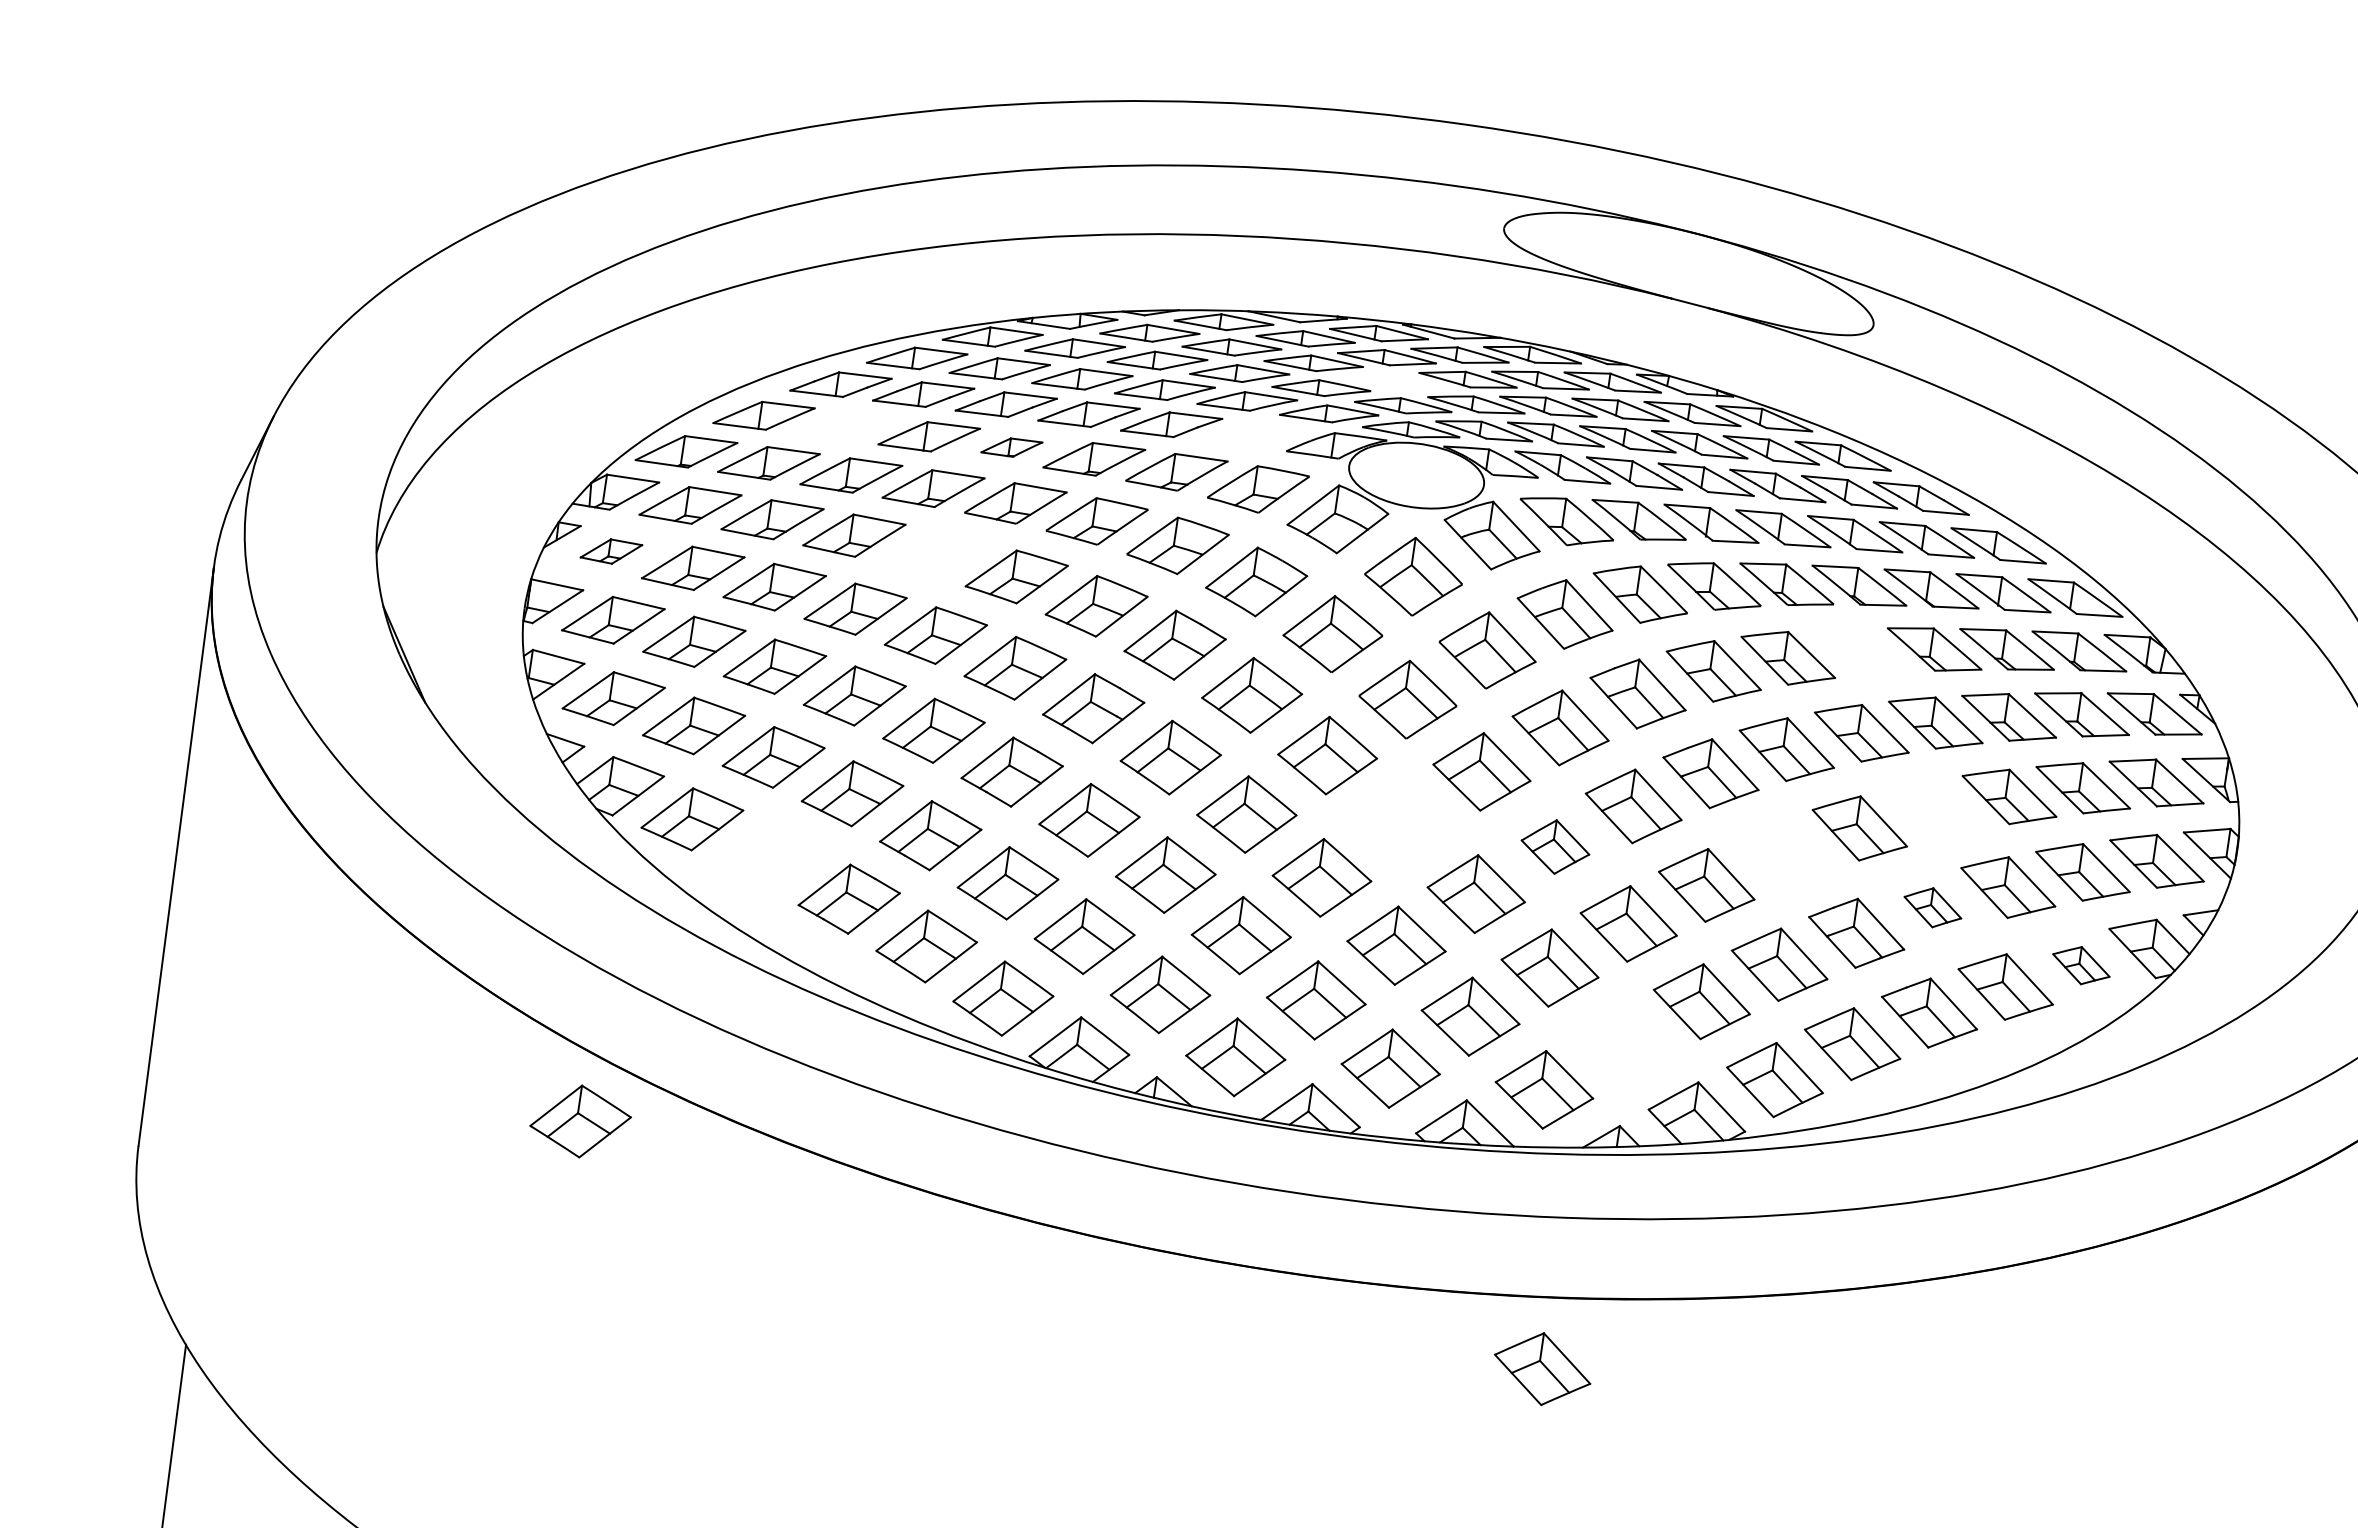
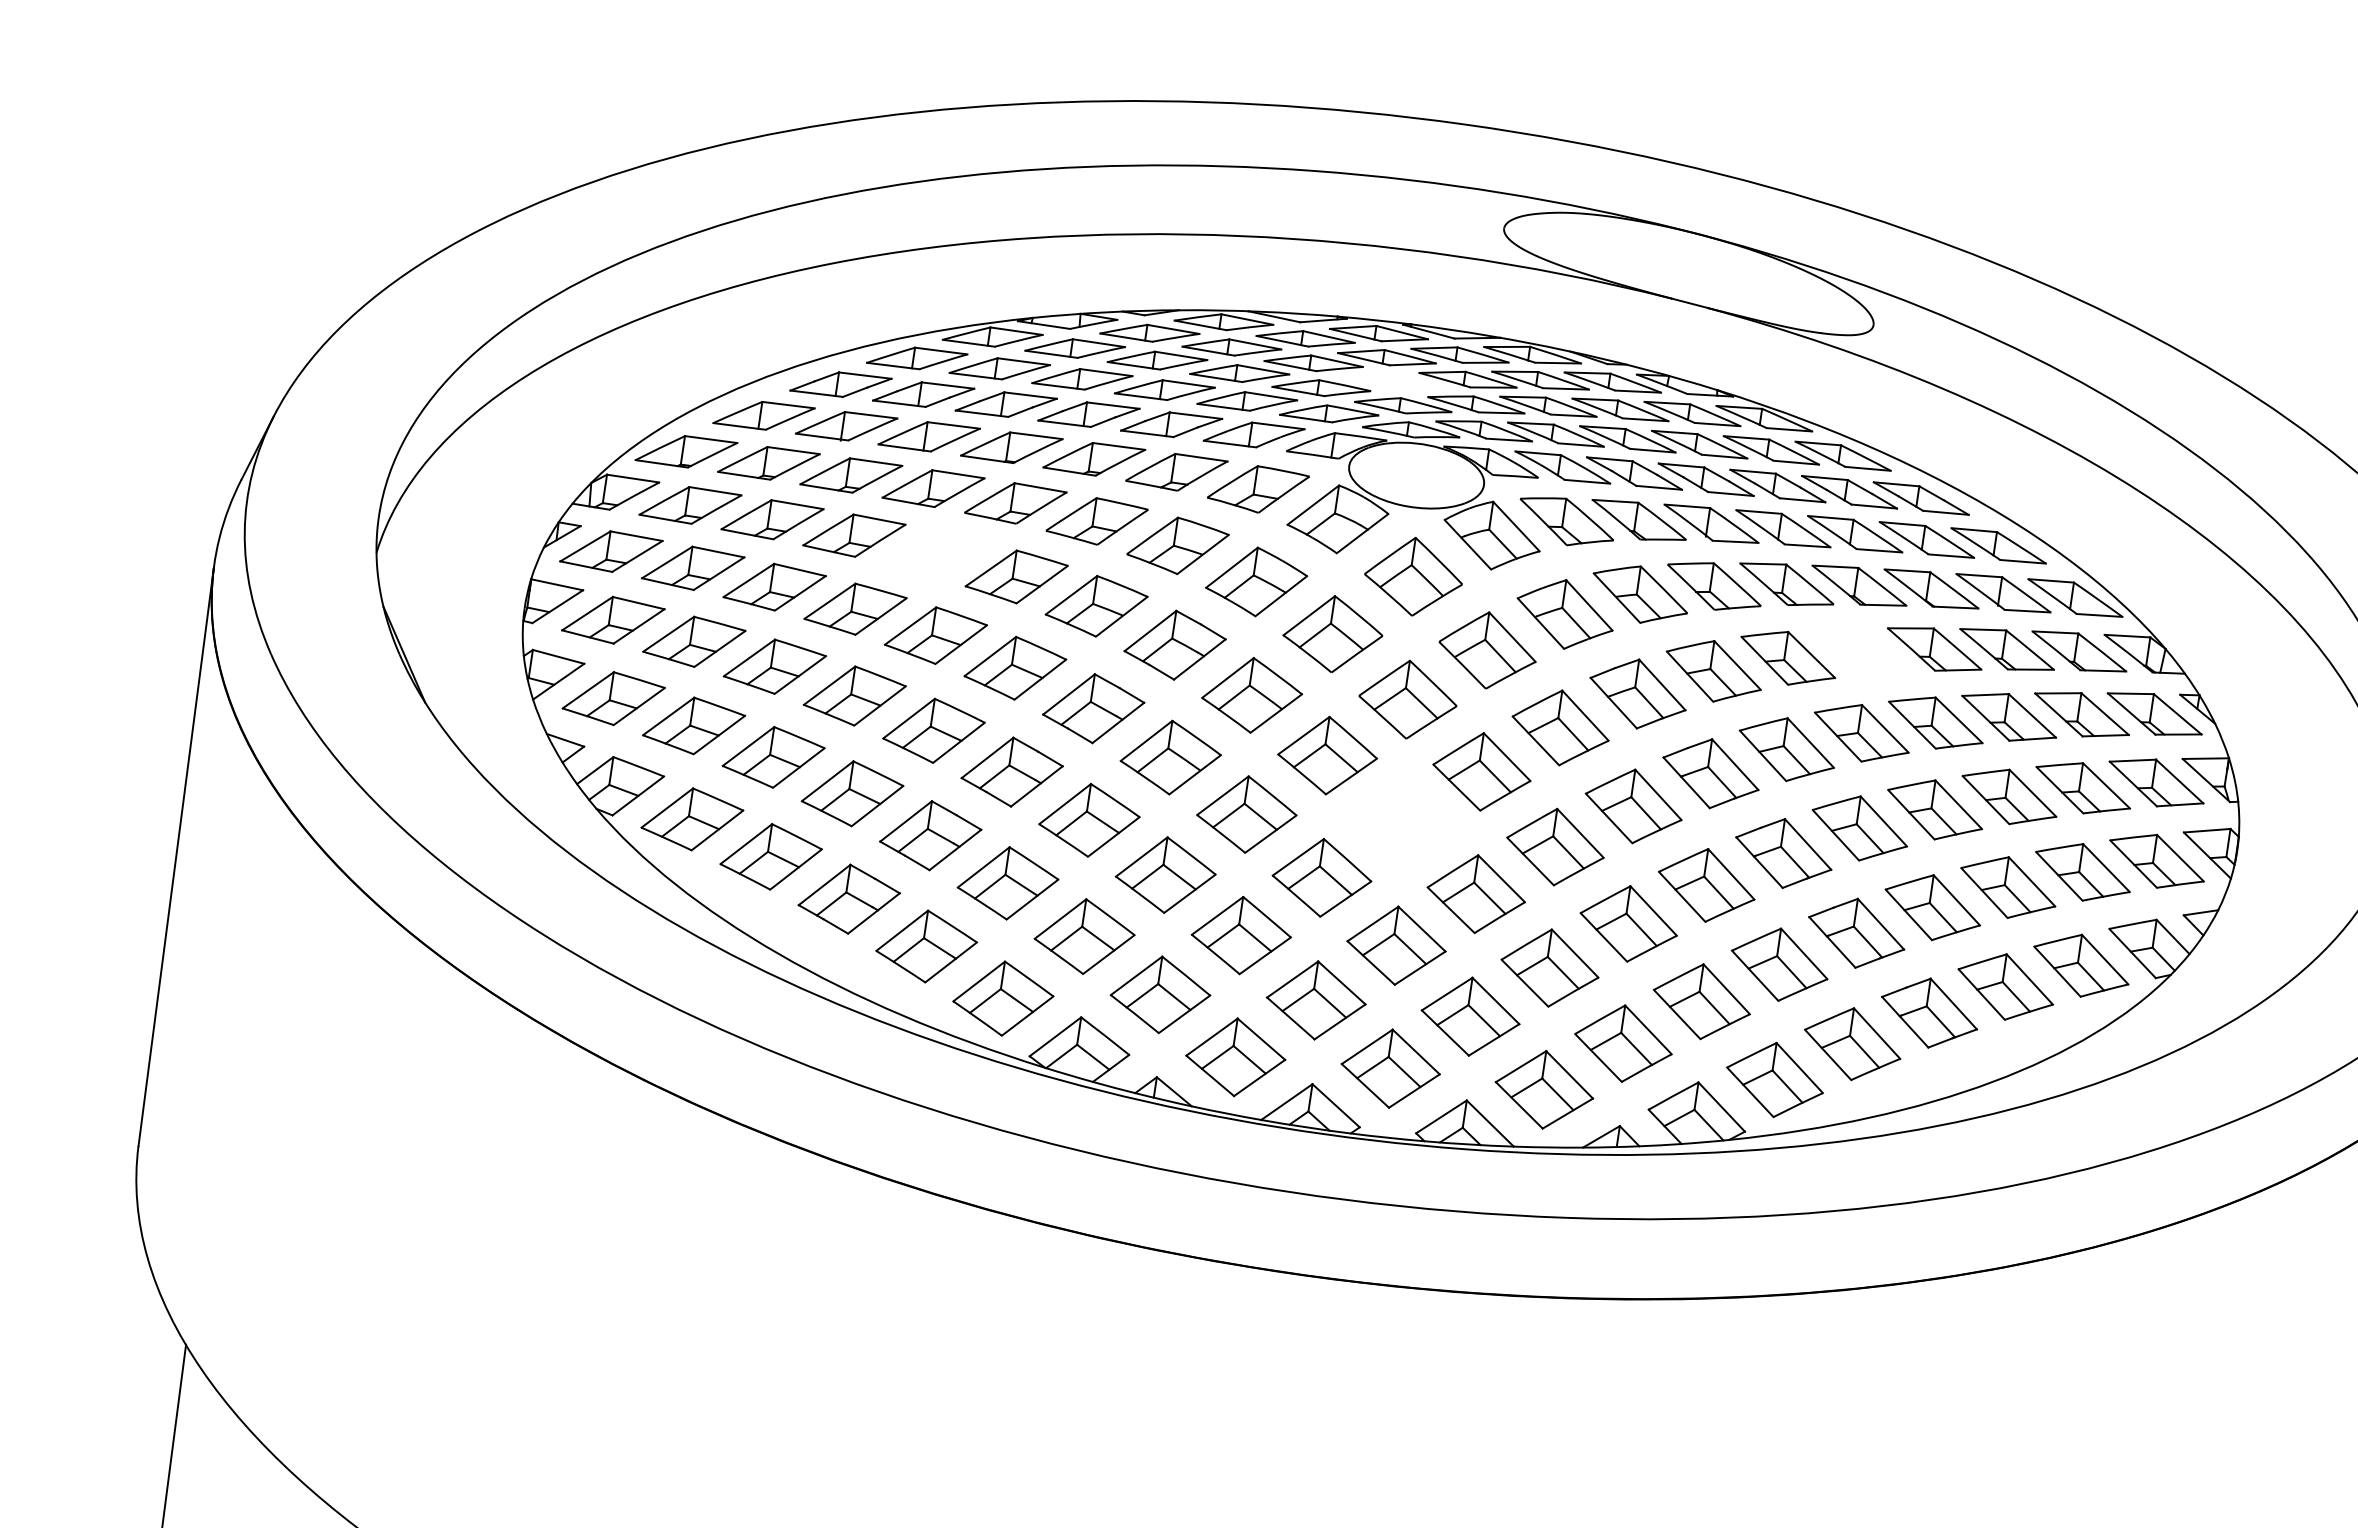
part: none -> present (846, 426)
part: none -> present (1253, 434)
part size: 64x21 px -> 104x33 px (1011, 447)
part size: 65x27 px -> 105x43 px (611, 551)
part: none -> present (1935, 809)
part size: 71x56 px -> 99x80 px (1555, 846)
part: none -> present (1783, 853)
part: none -> present (770, 856)
part size: 60x42 px -> 98x68 px (1932, 907)
part size: 59x40 px -> 97x65 px (2081, 965)
part: none -> present (1623, 1043)
part: present -> none (580, 1121)
part: present -> none (1542, 1369)
